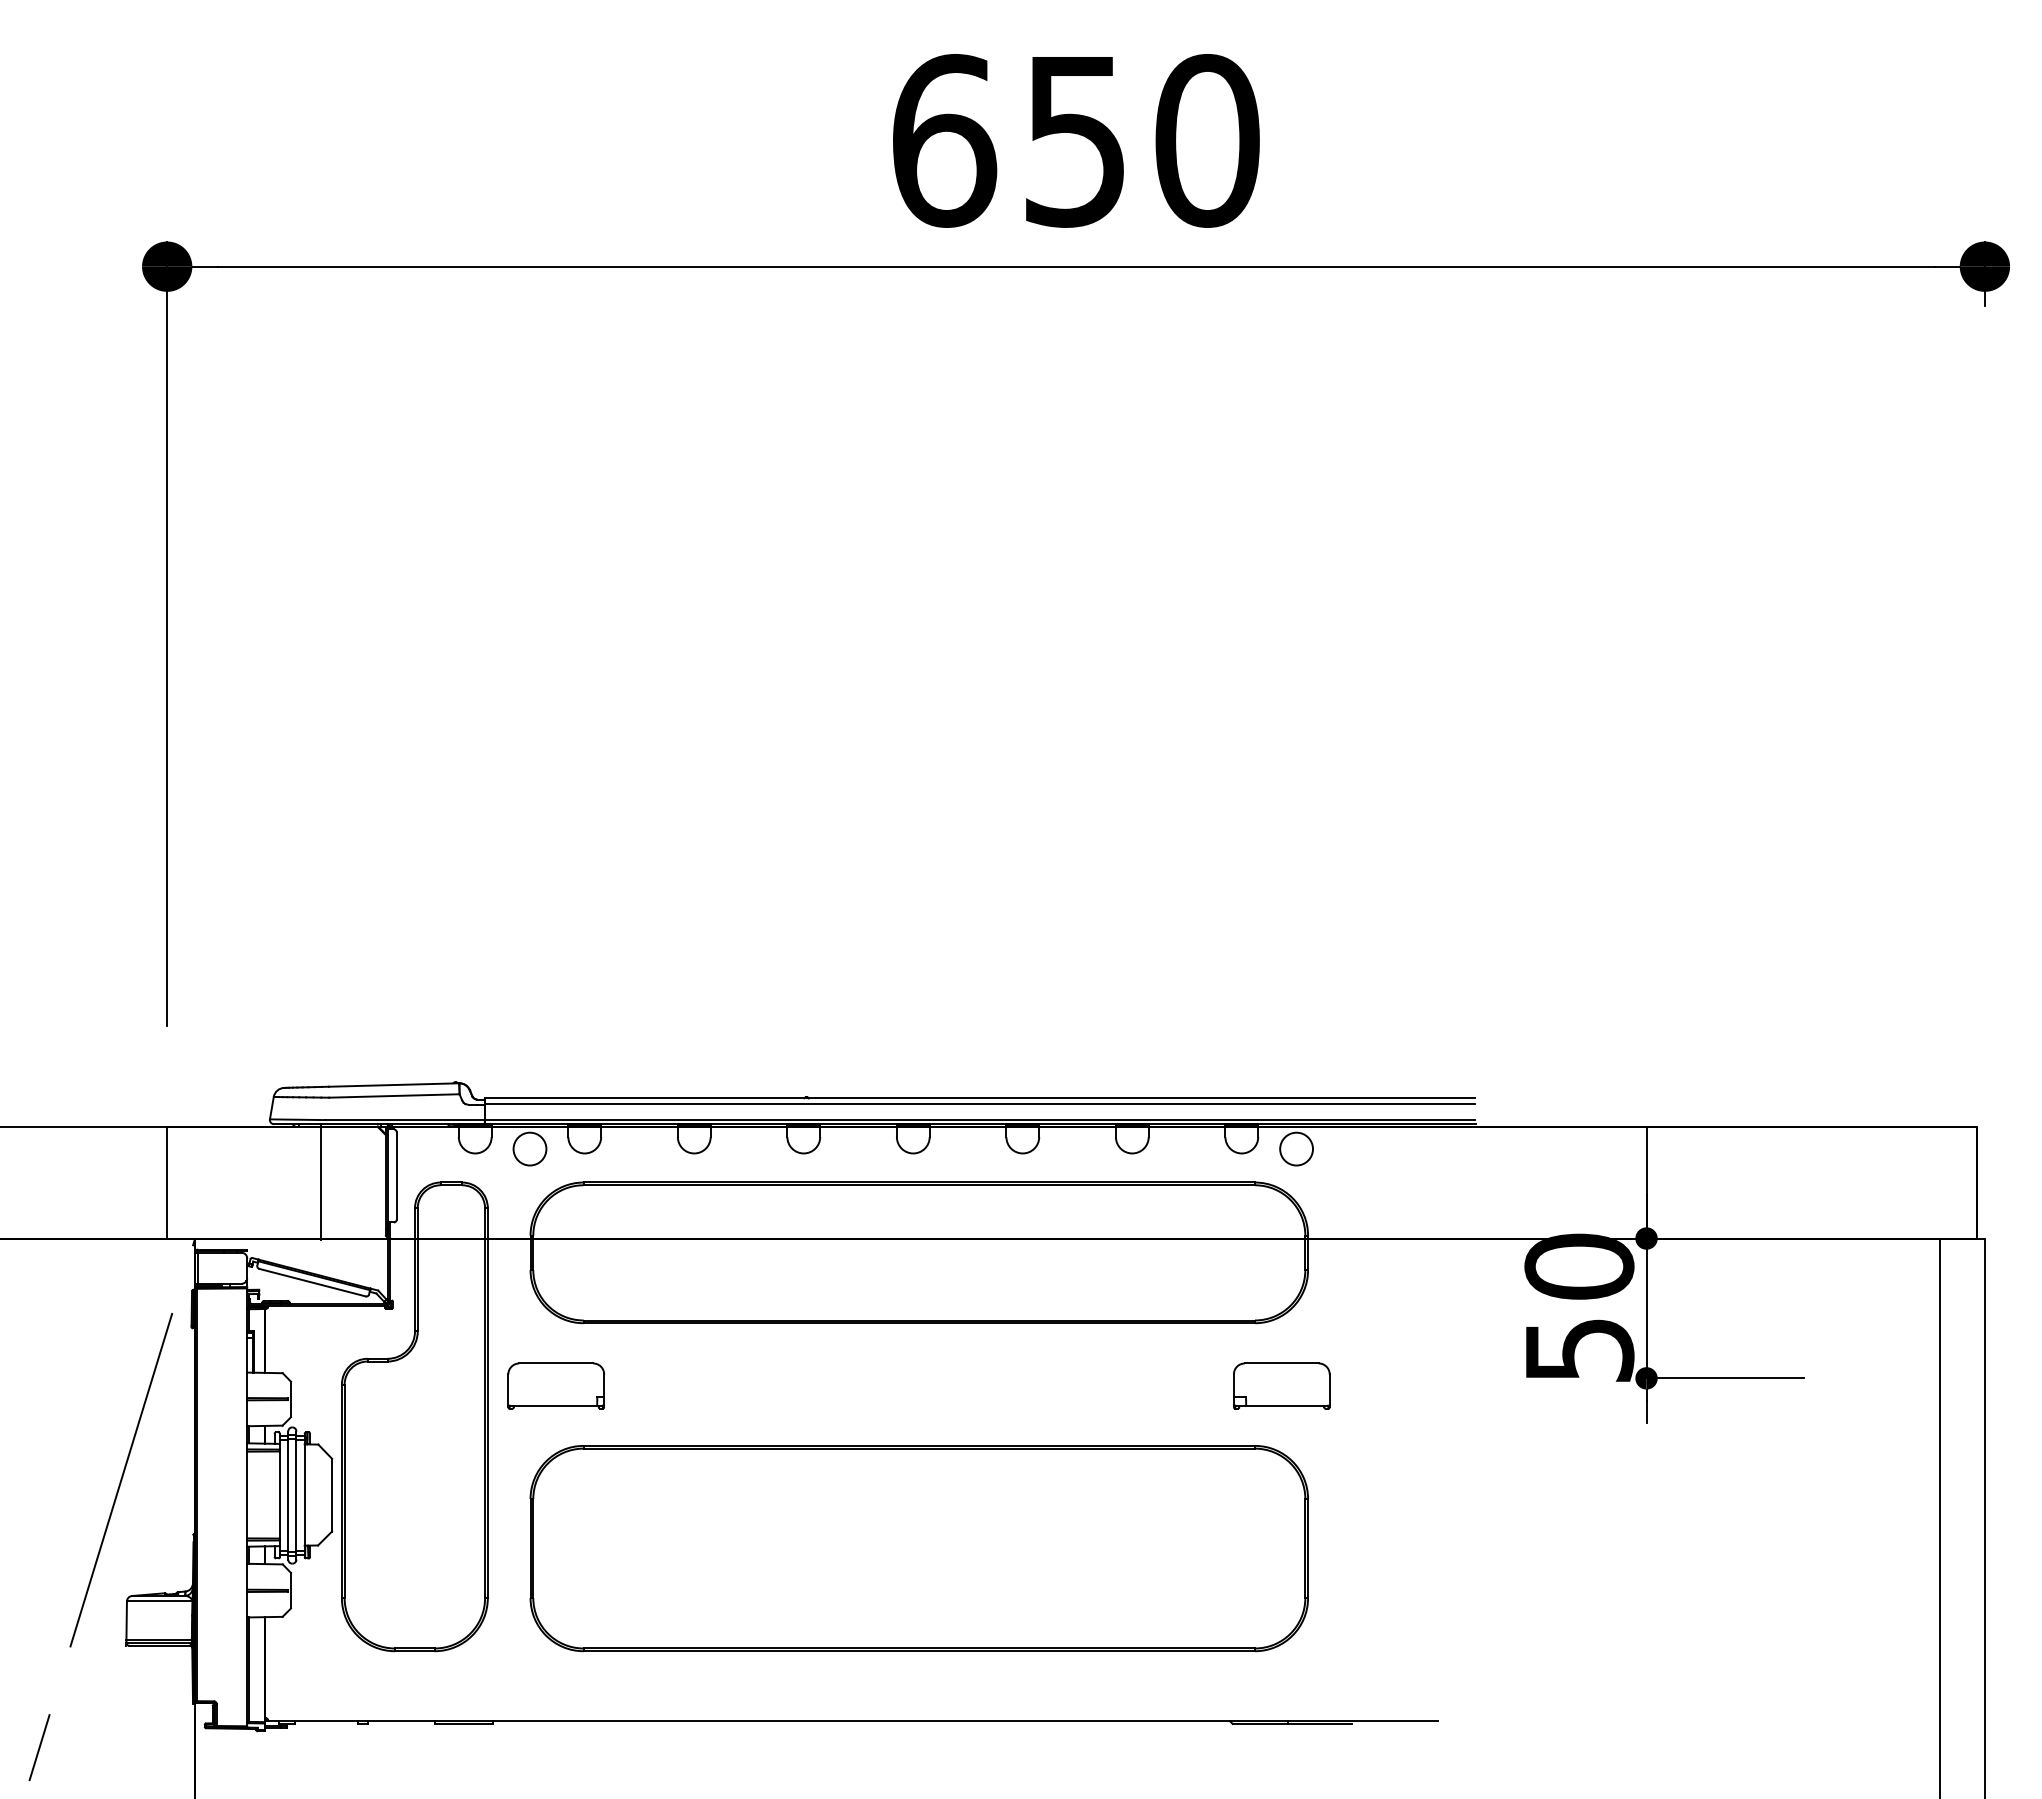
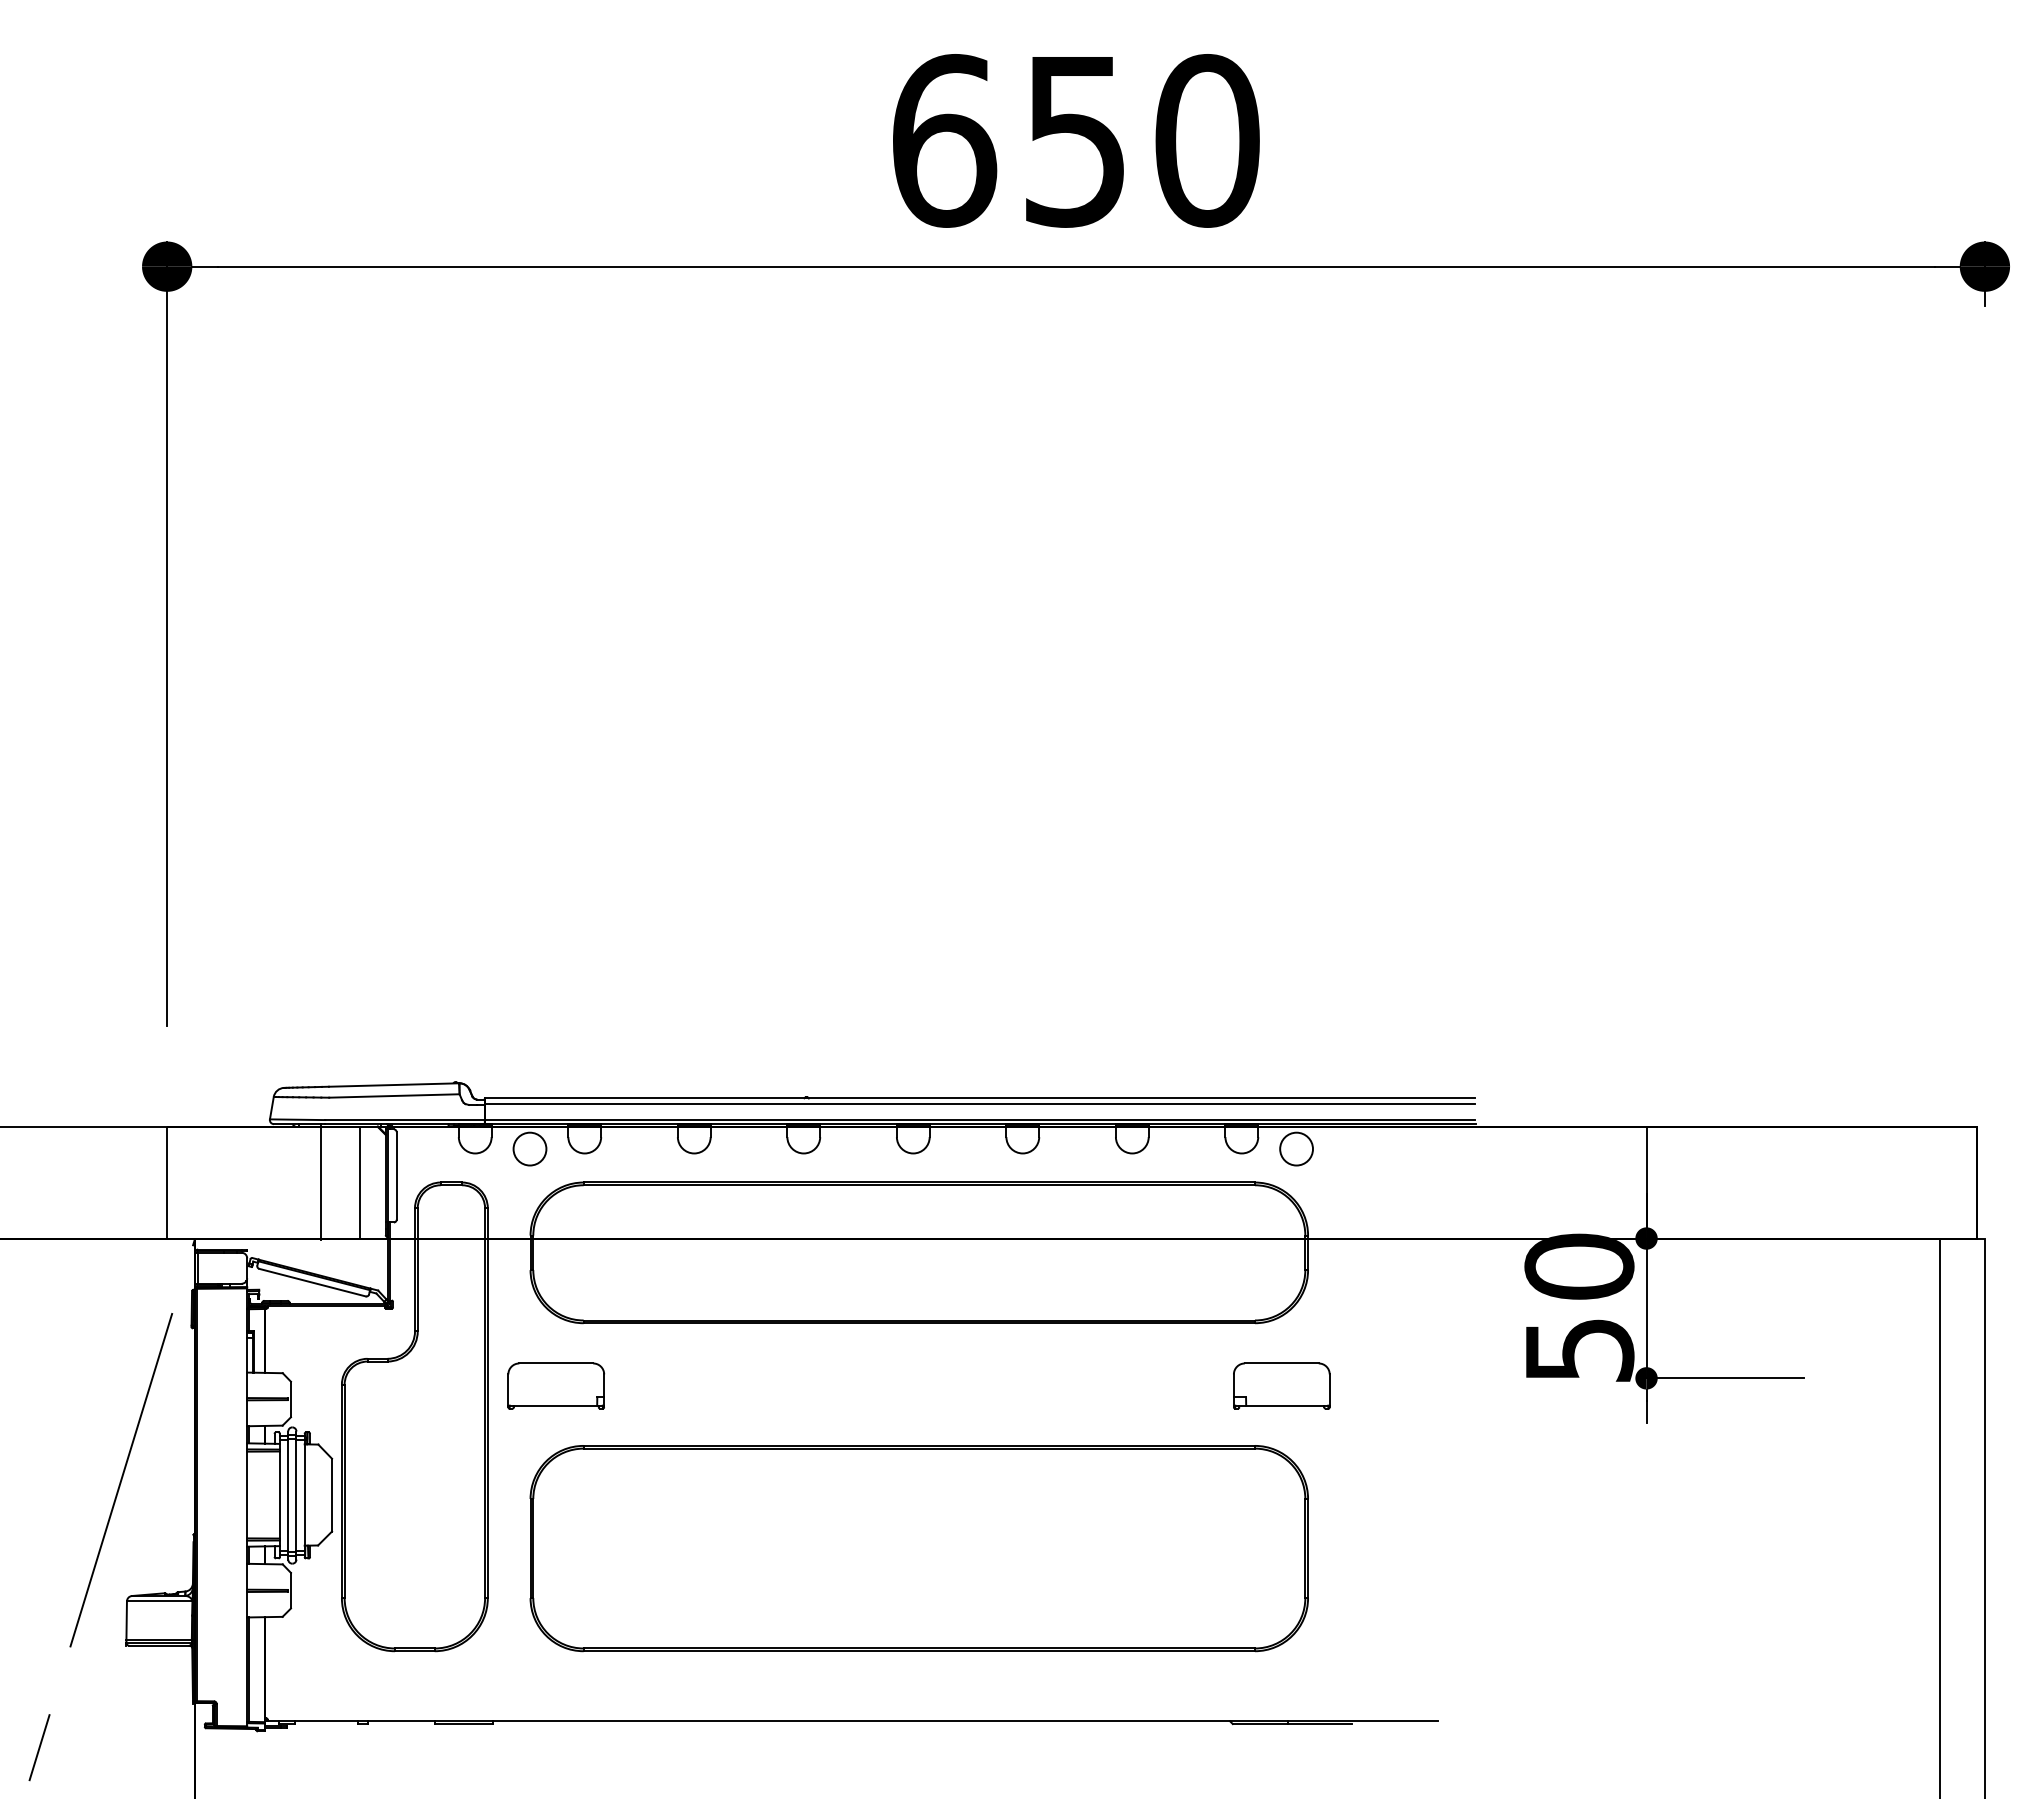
line: none -> present (360, 1182)
